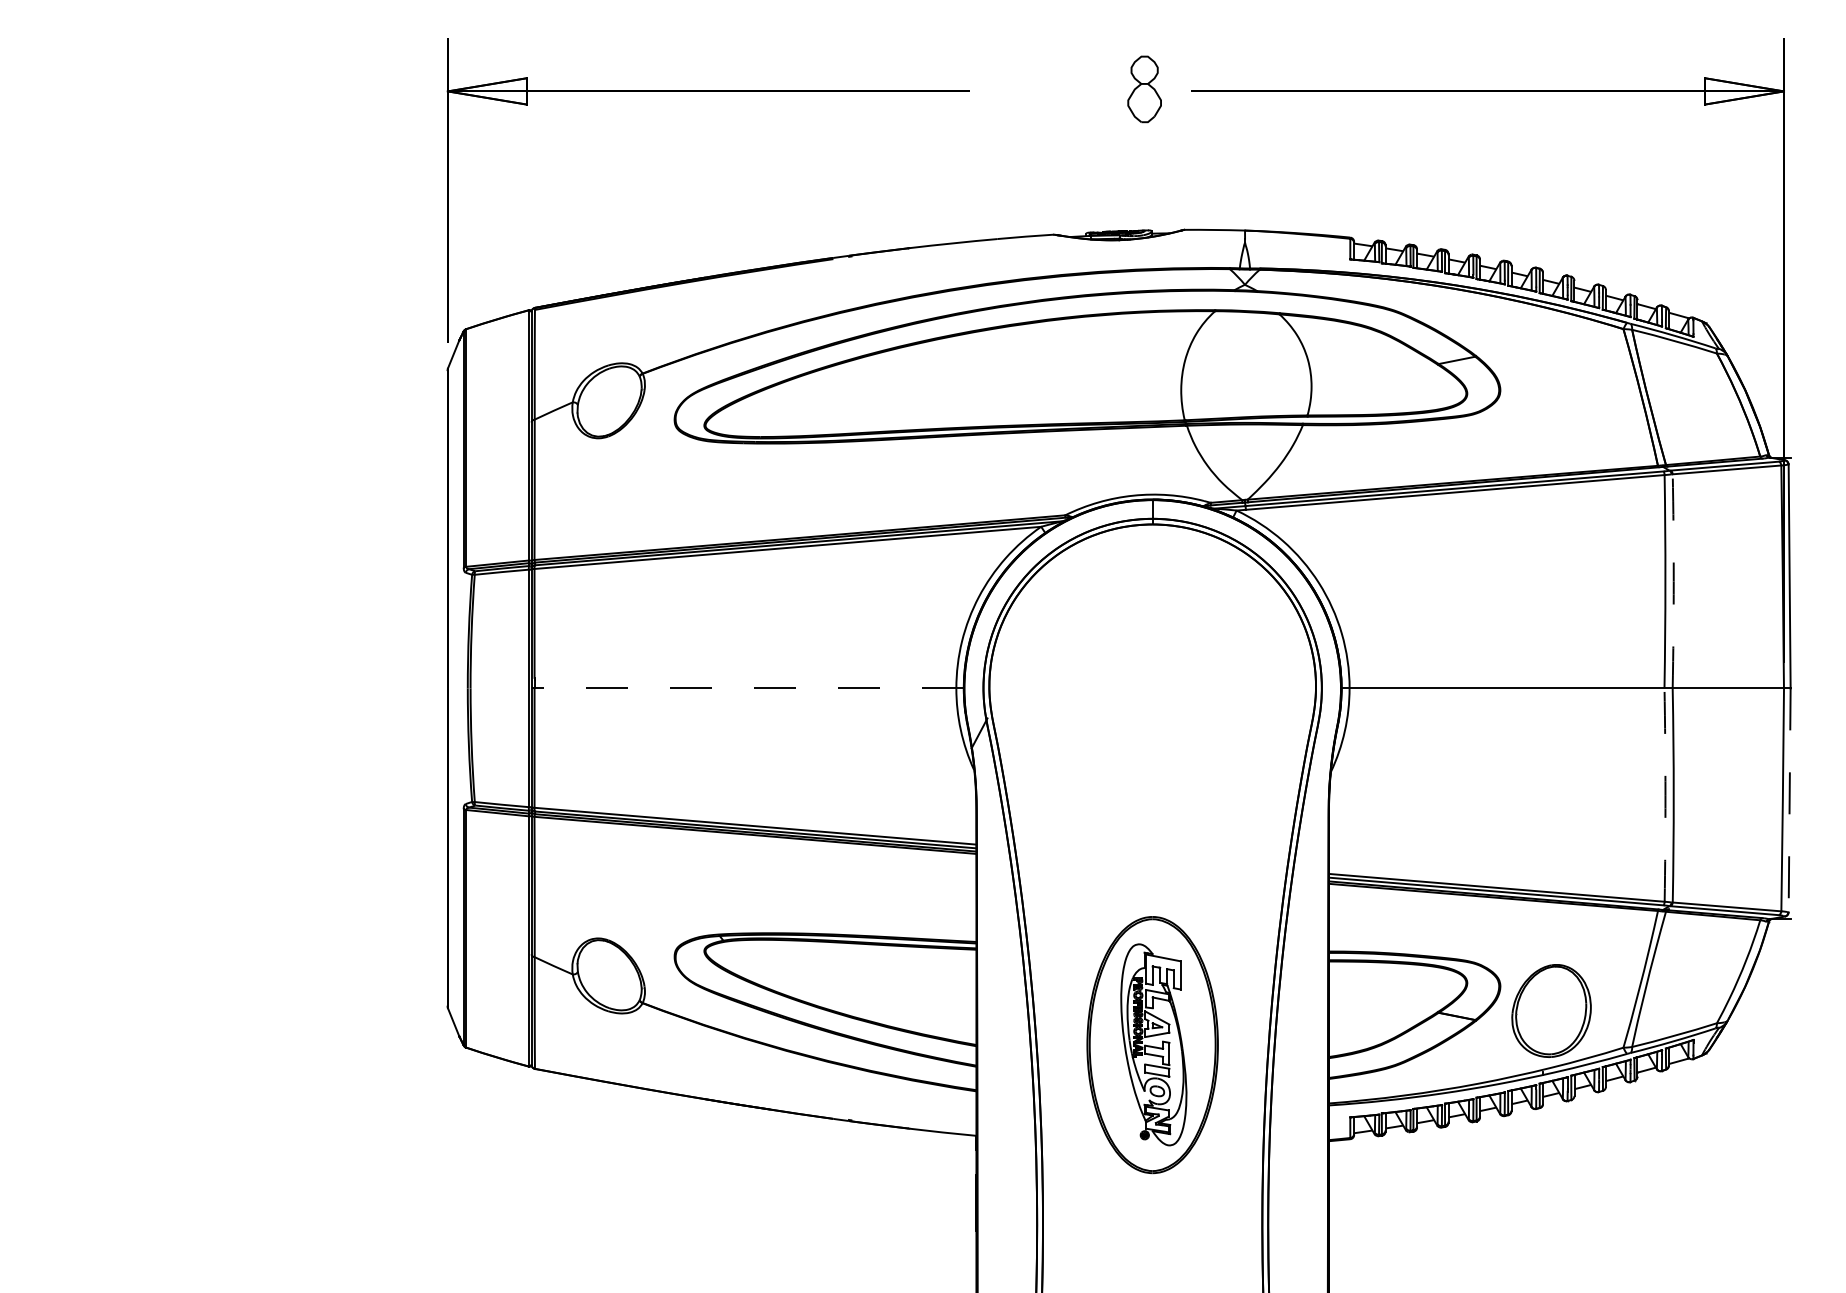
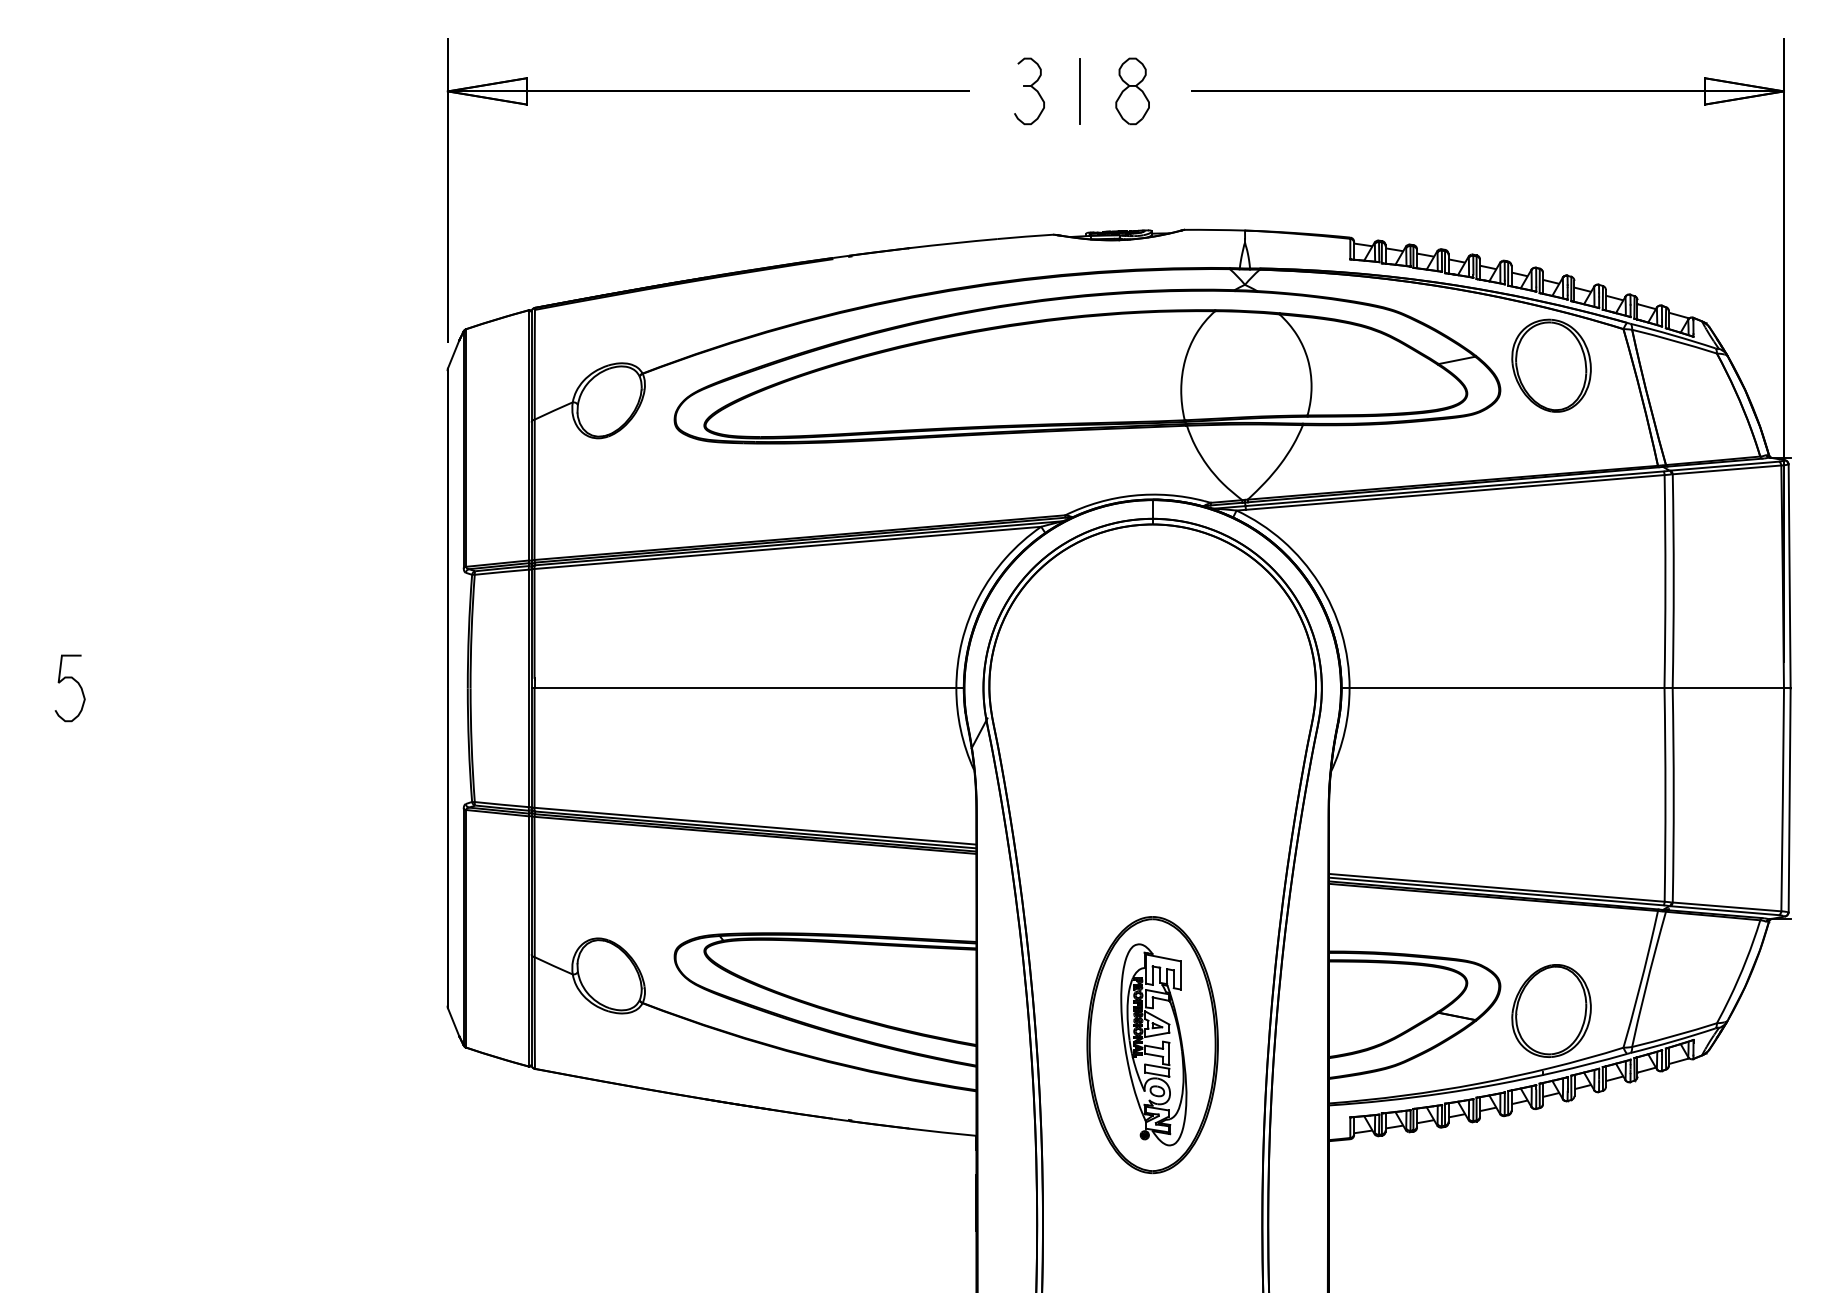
part position: (1144, 89) -> (1132, 91) (1132, 91)
part: none -> present (1029, 91)
line: none -> present (1080, 91)
part: none -> present (1551, 365)
arc: dashed -> solid (1673, 581)
curve: none -> present (73, 680)
line: dashed -> solid (747, 688)
arc: dashed -> solid (1665, 795)
line: dashed -> solid (1789, 800)
